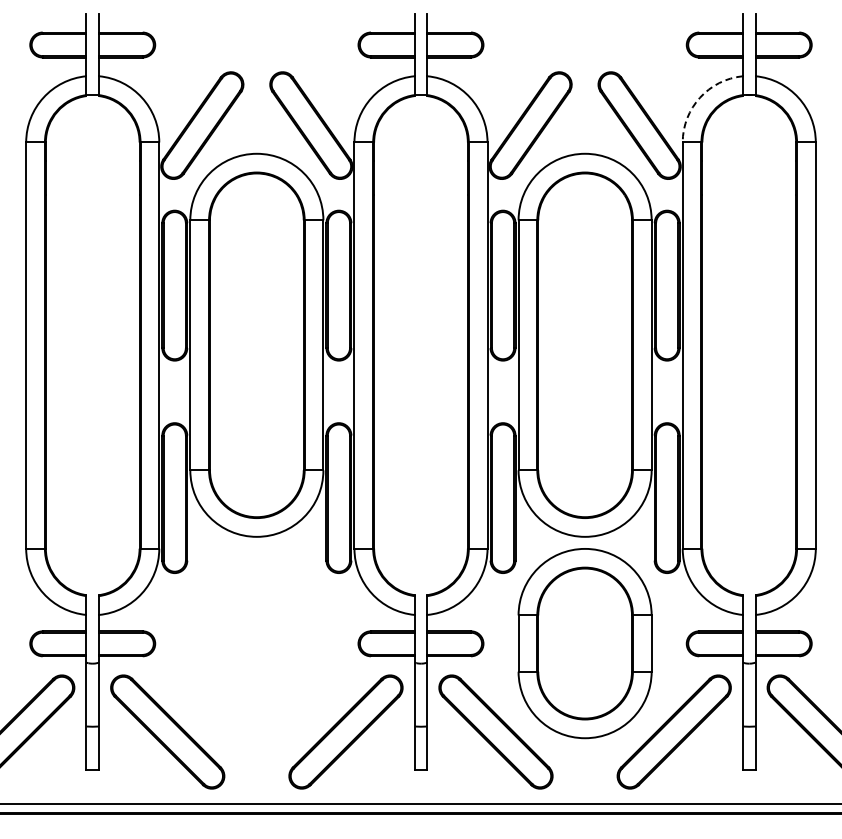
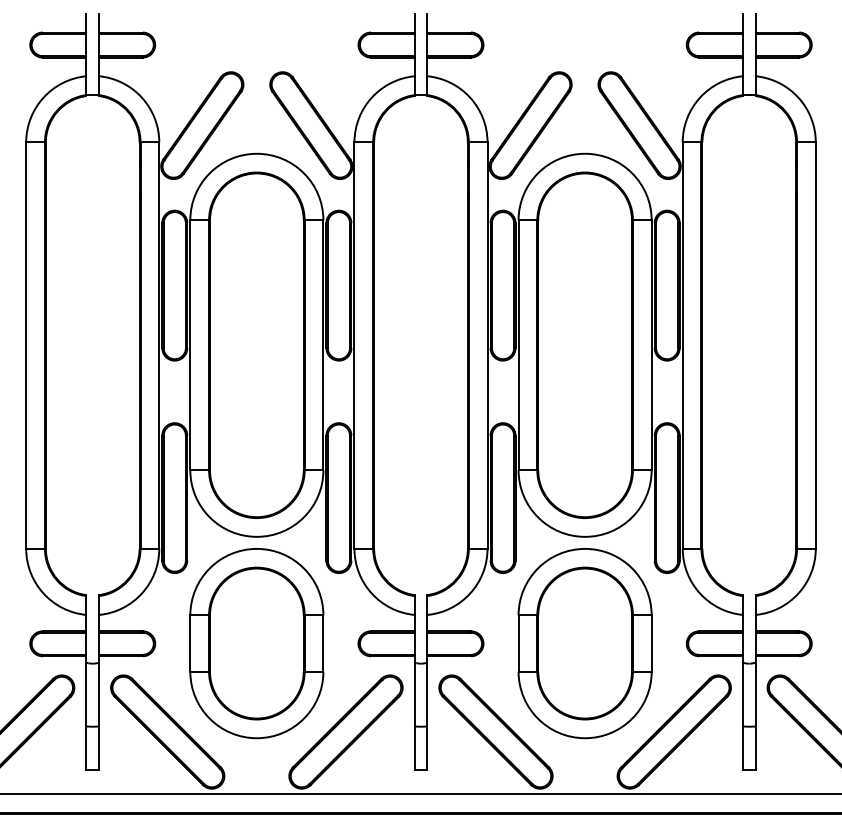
arc: dashed -> solid (700, 97)
part: none -> present (256, 643)
line position: (420, 804) -> (420, 794) (420, 794)
